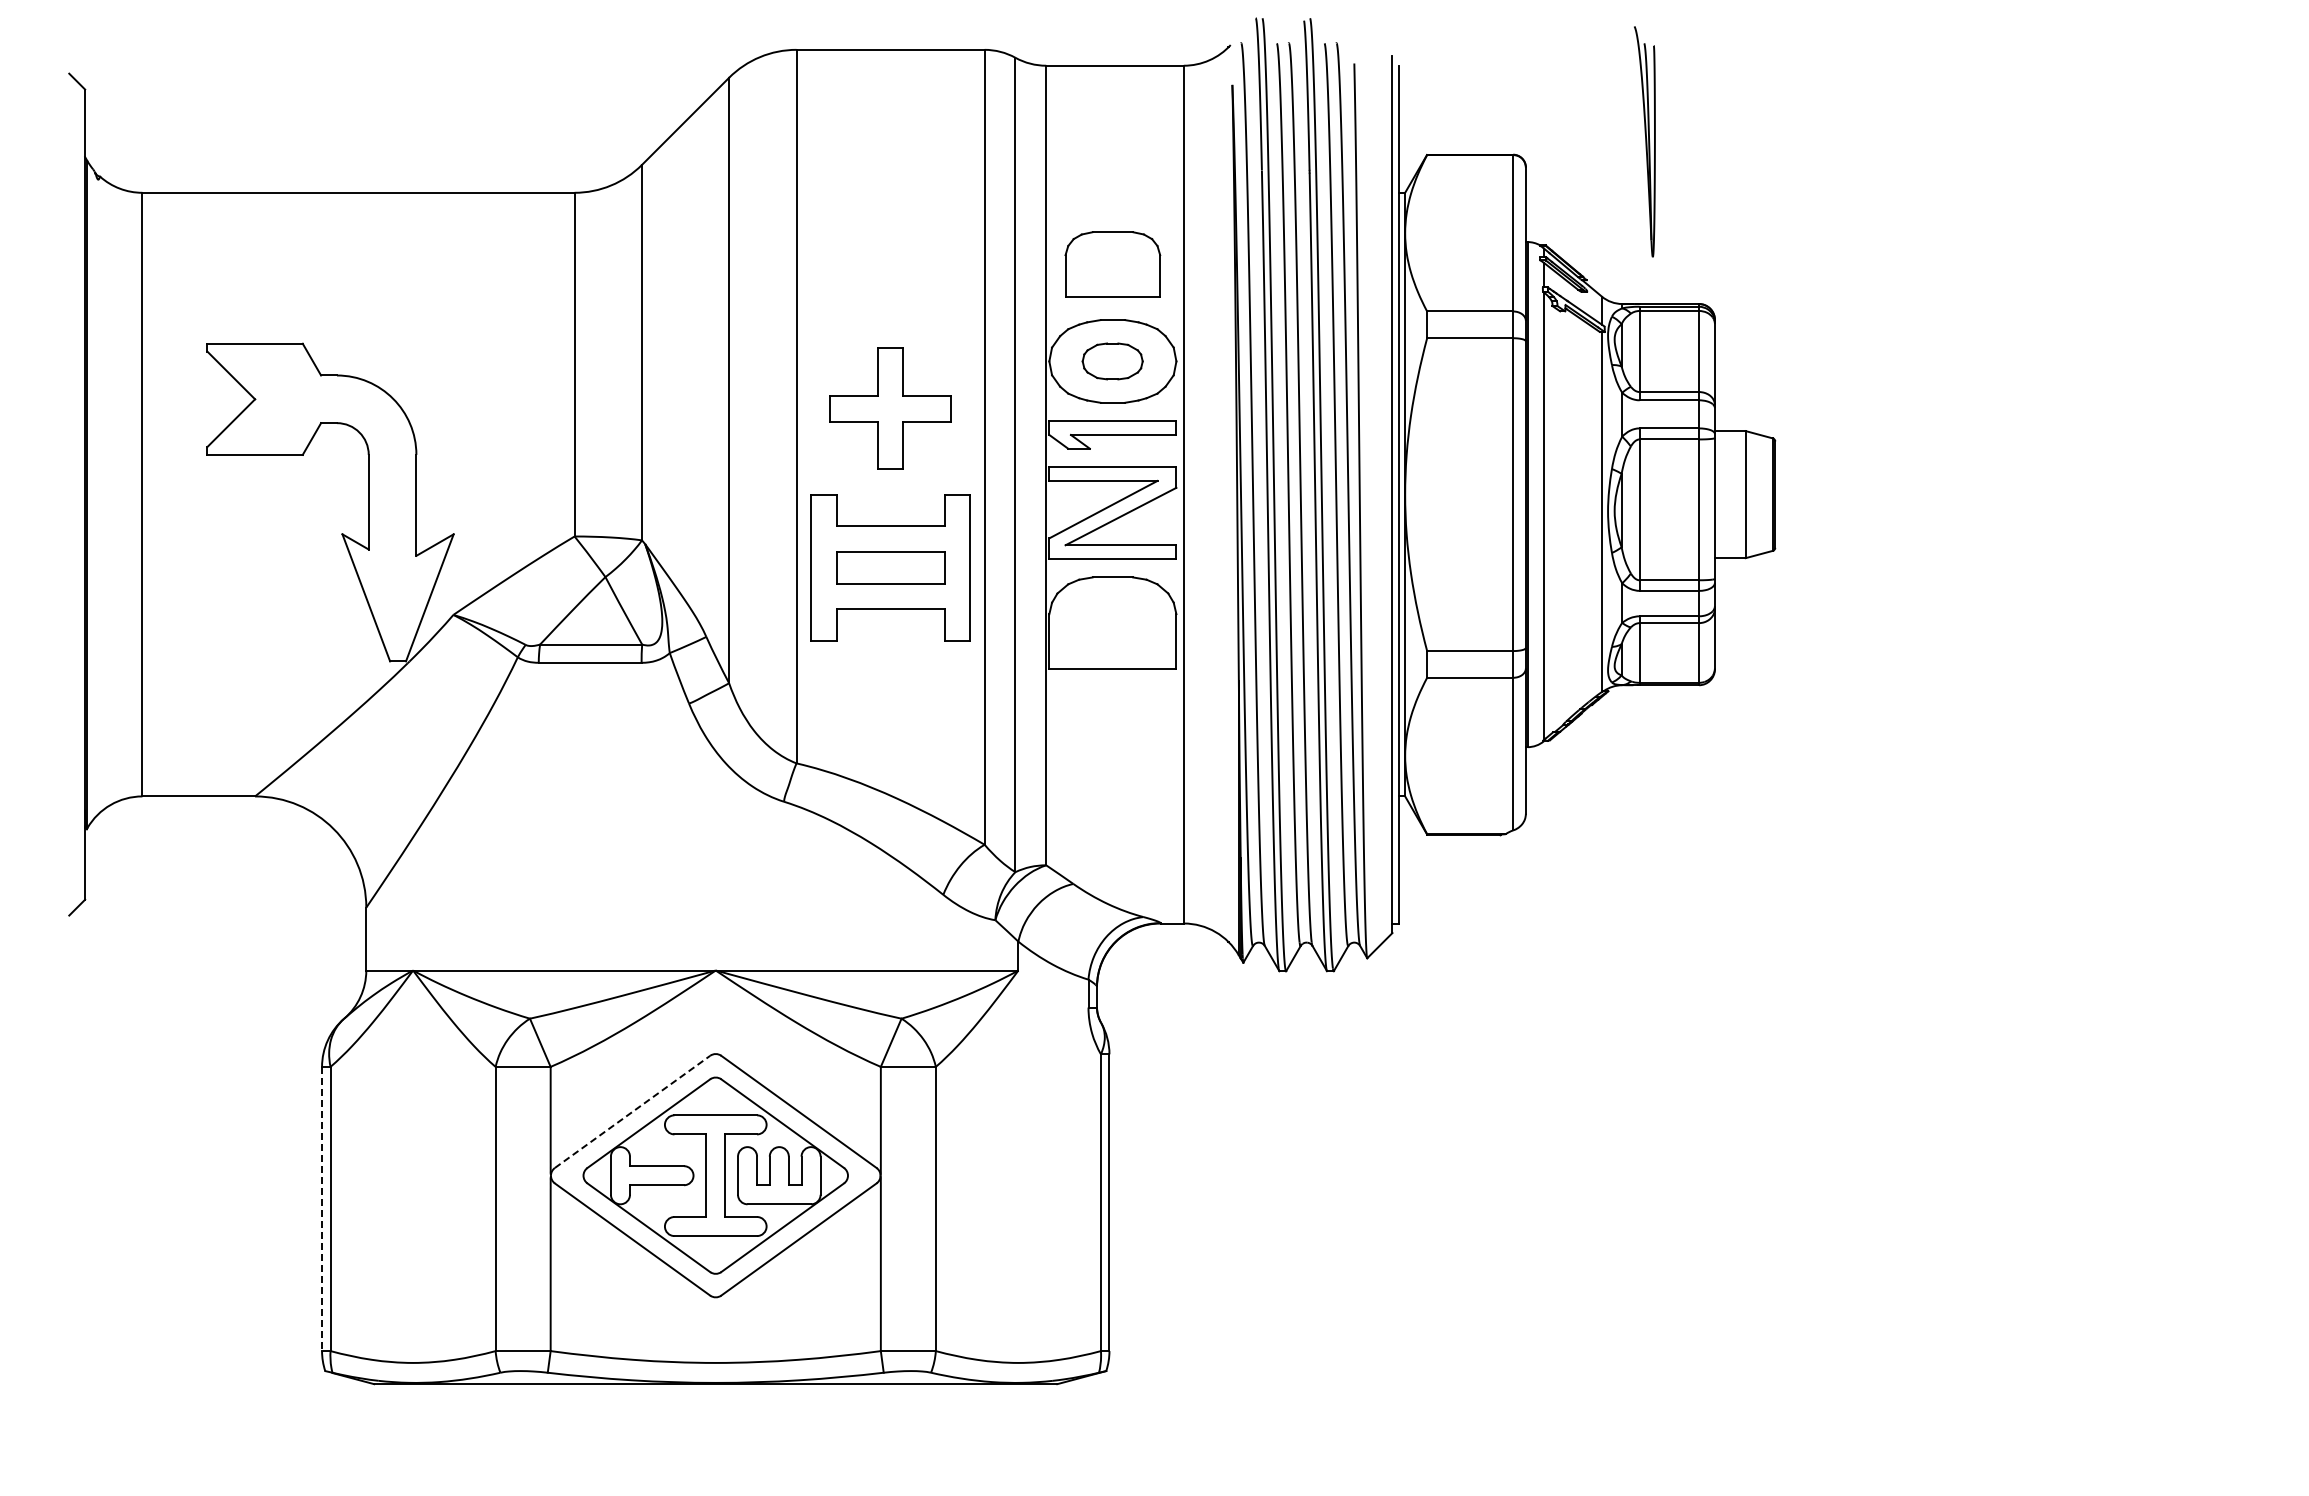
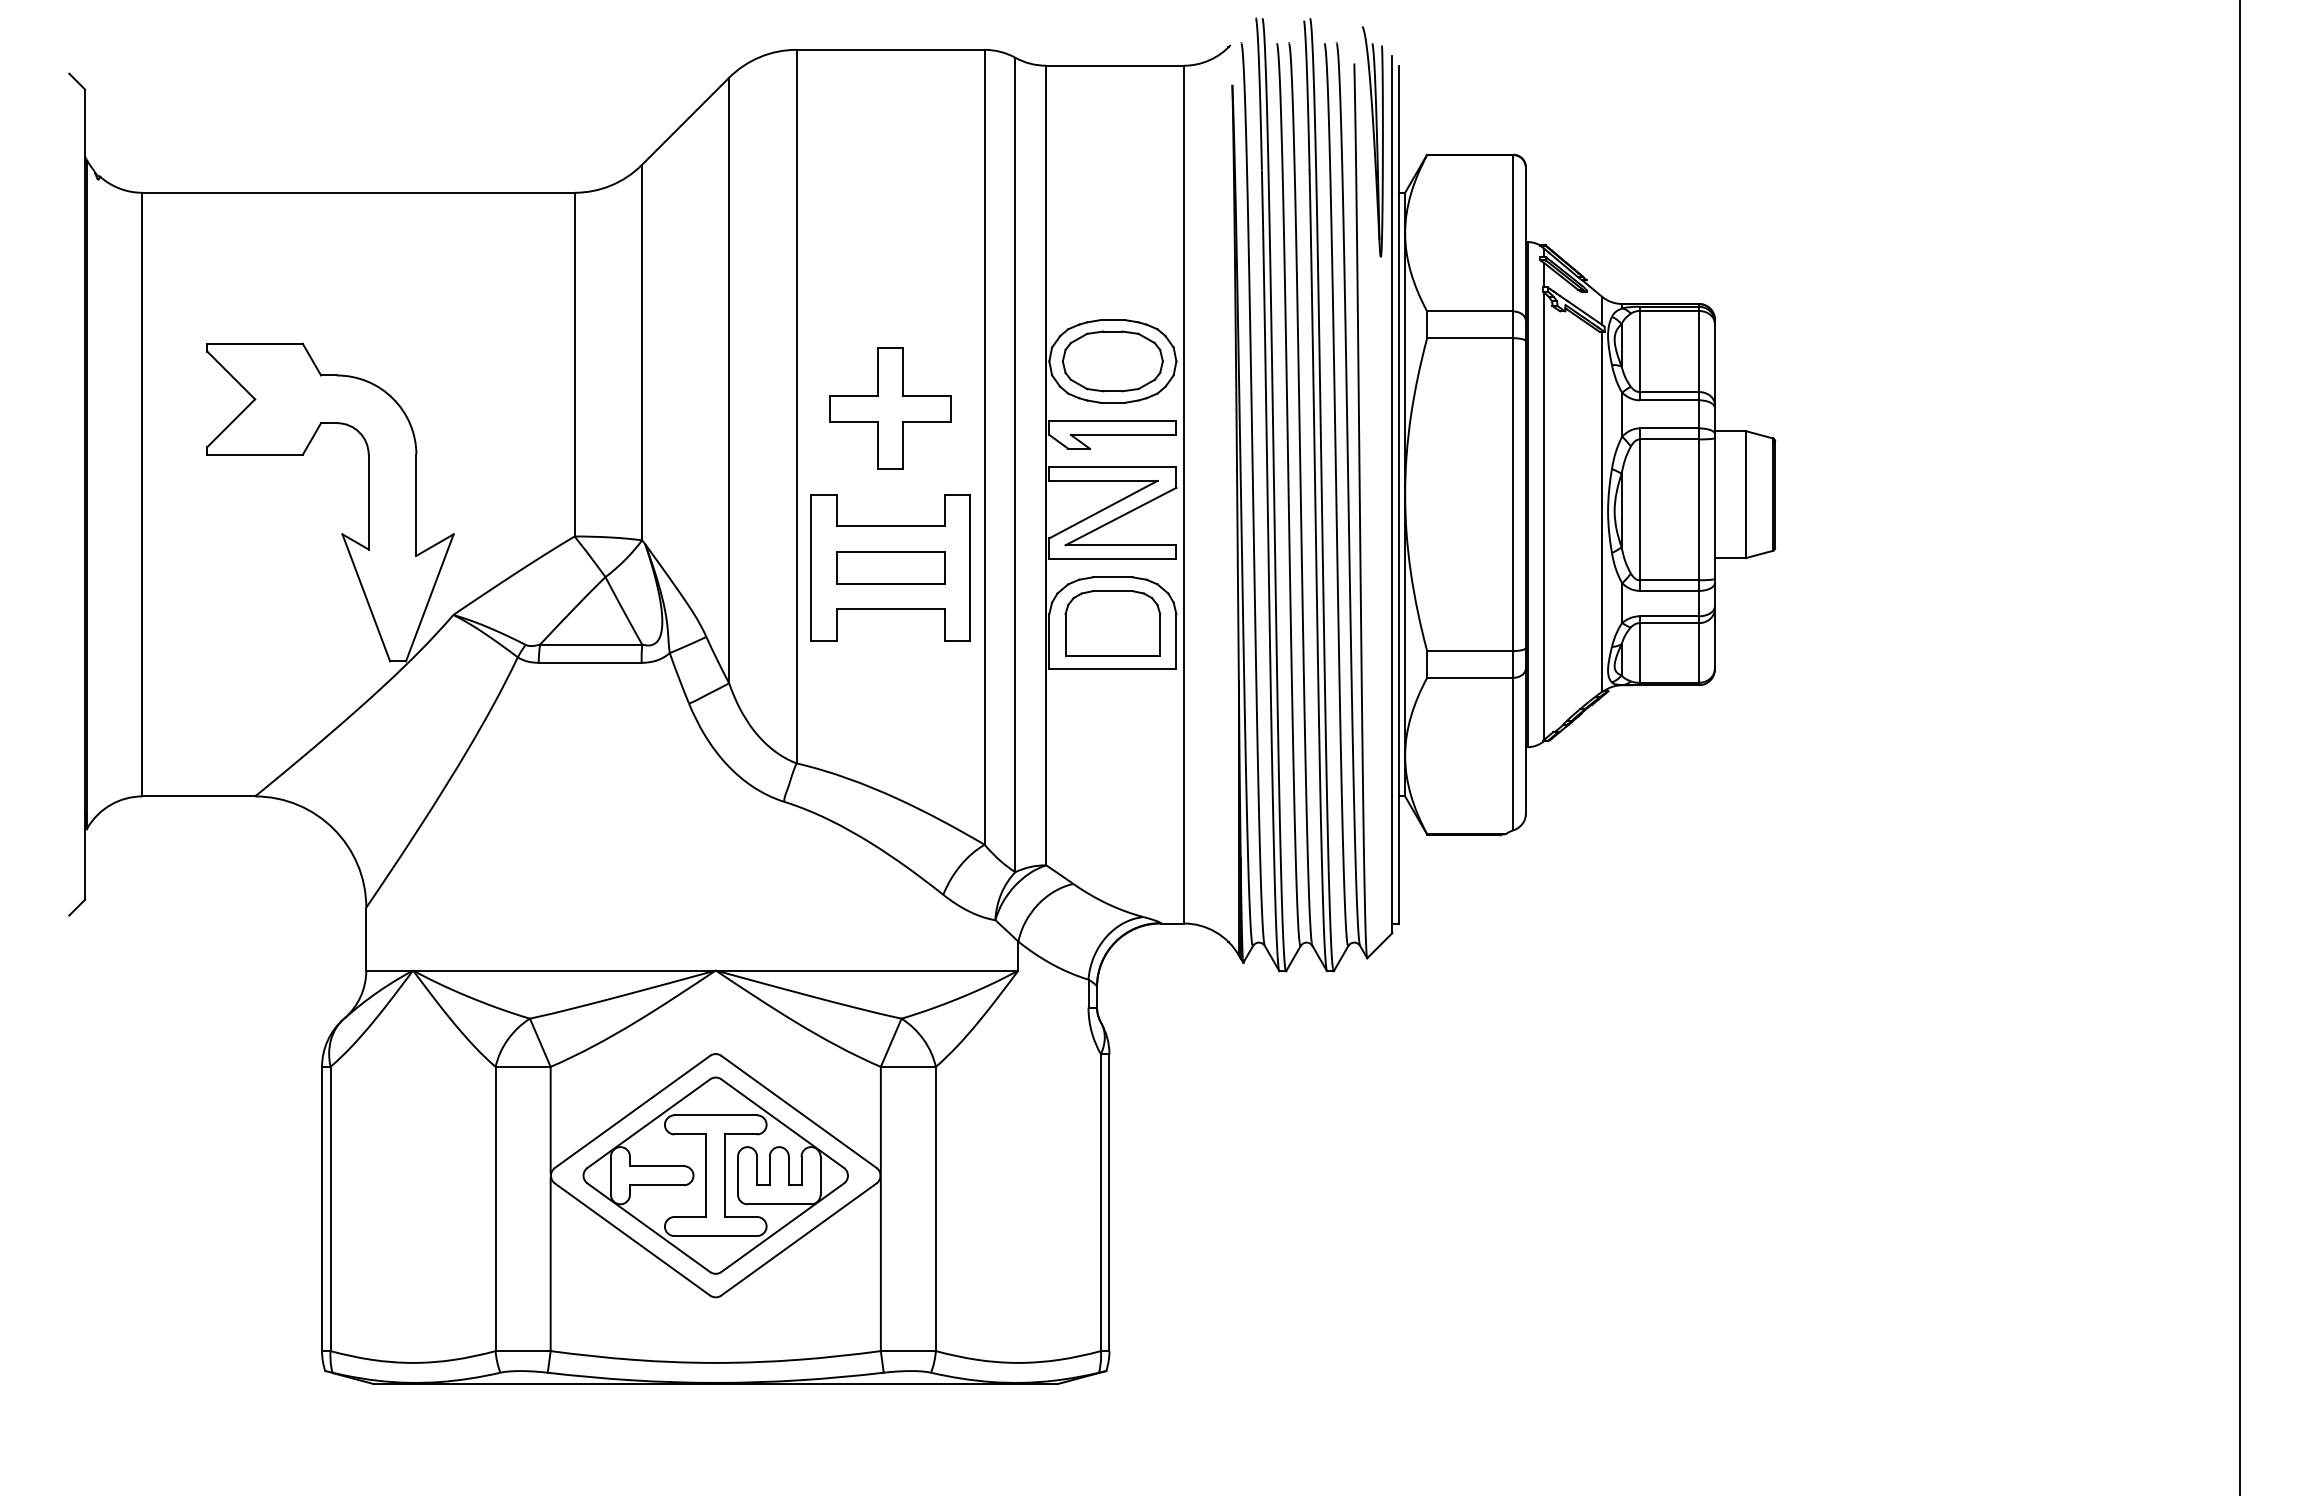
part position: (1644, 141) -> (1372, 141) (1372, 141)
part position: (1112, 264) -> (1112, 623) (1112, 623)
part size: 63x39 px -> 103x63 px (1112, 361)
line: none -> present (2239, 747)
line: dashed -> solid (632, 1111)
line: dashed -> solid (322, 1209)
